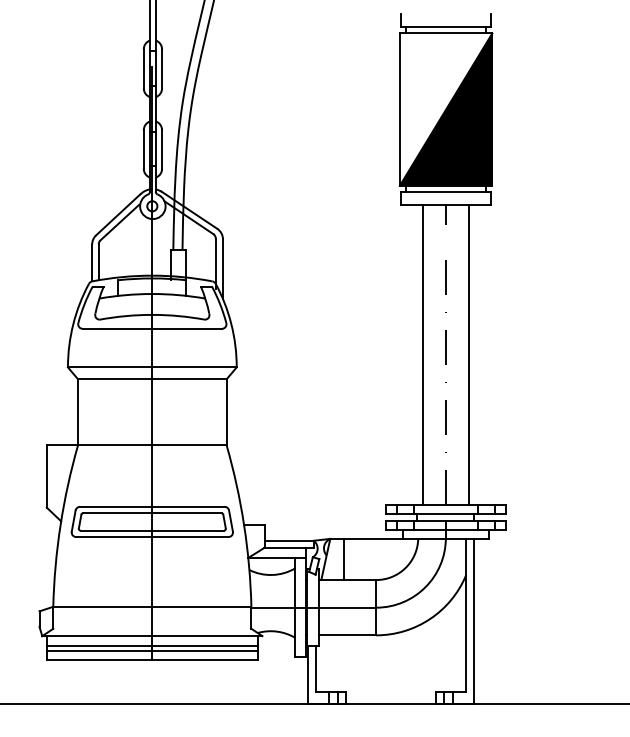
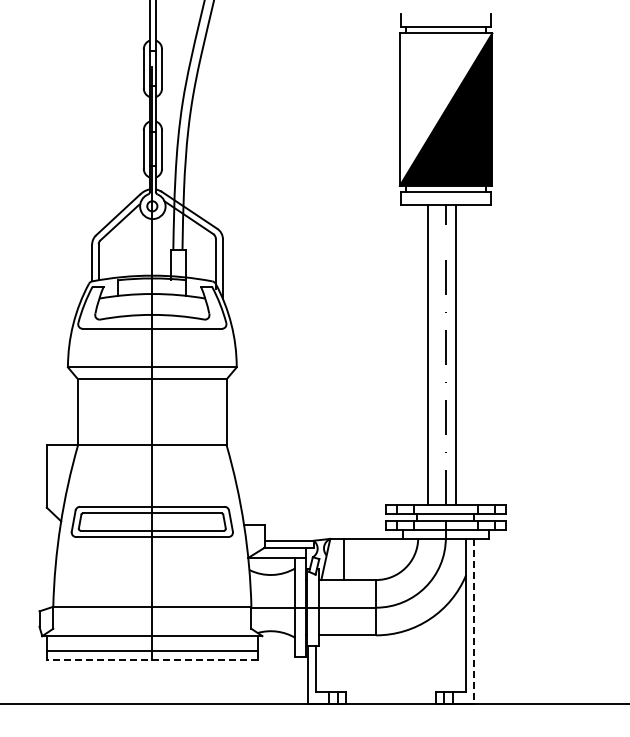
line position: (422, 354) -> (427, 354) (427, 354)
line position: (468, 354) -> (455, 354) (455, 354)
line: solid -> dashed (473, 621)
line: present -> none (151, 646)
line: solid -> dashed (151, 659)
